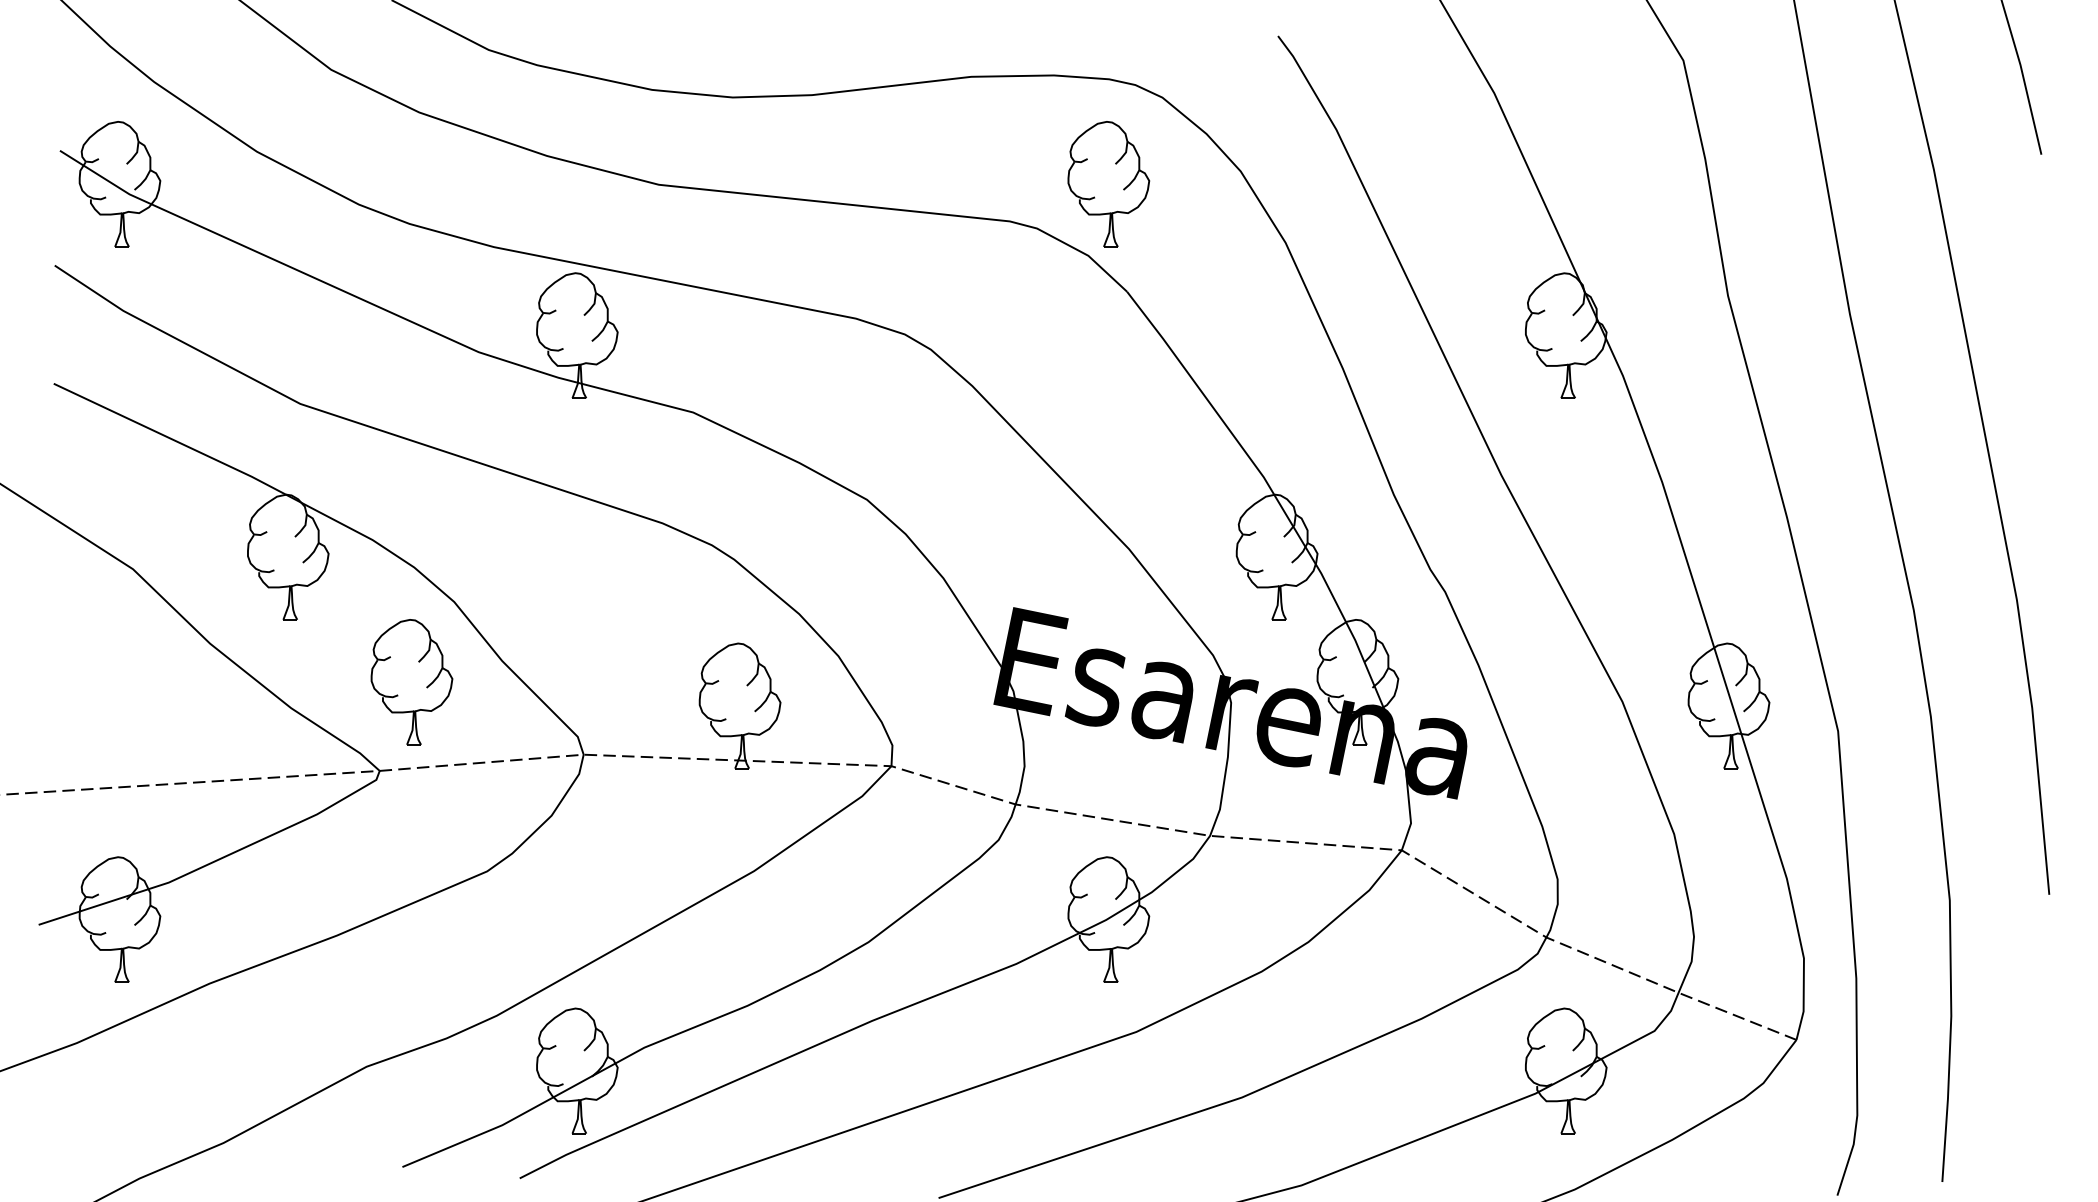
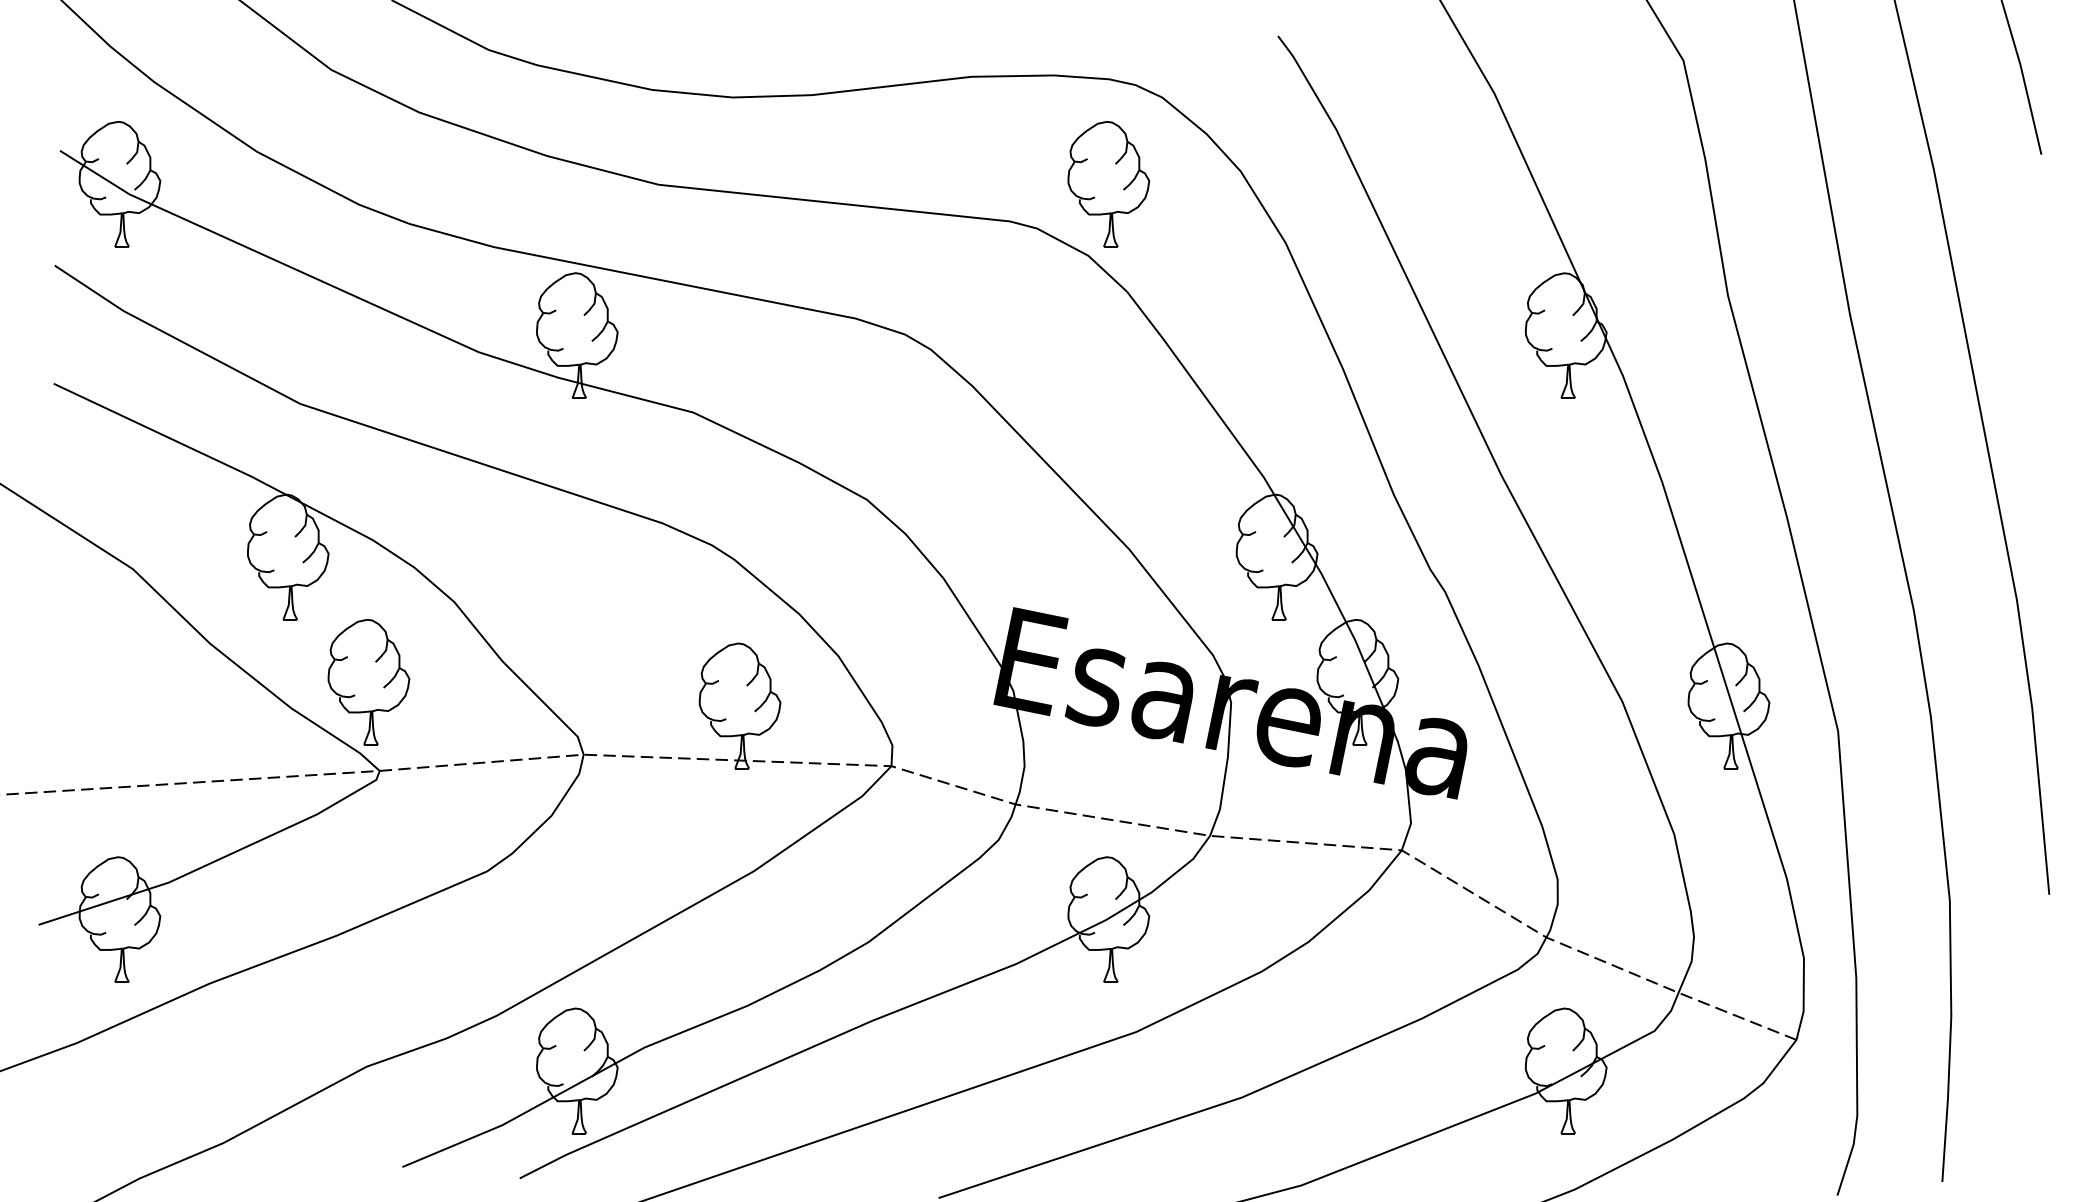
part position: (411, 682) -> (368, 682) (368, 682)
